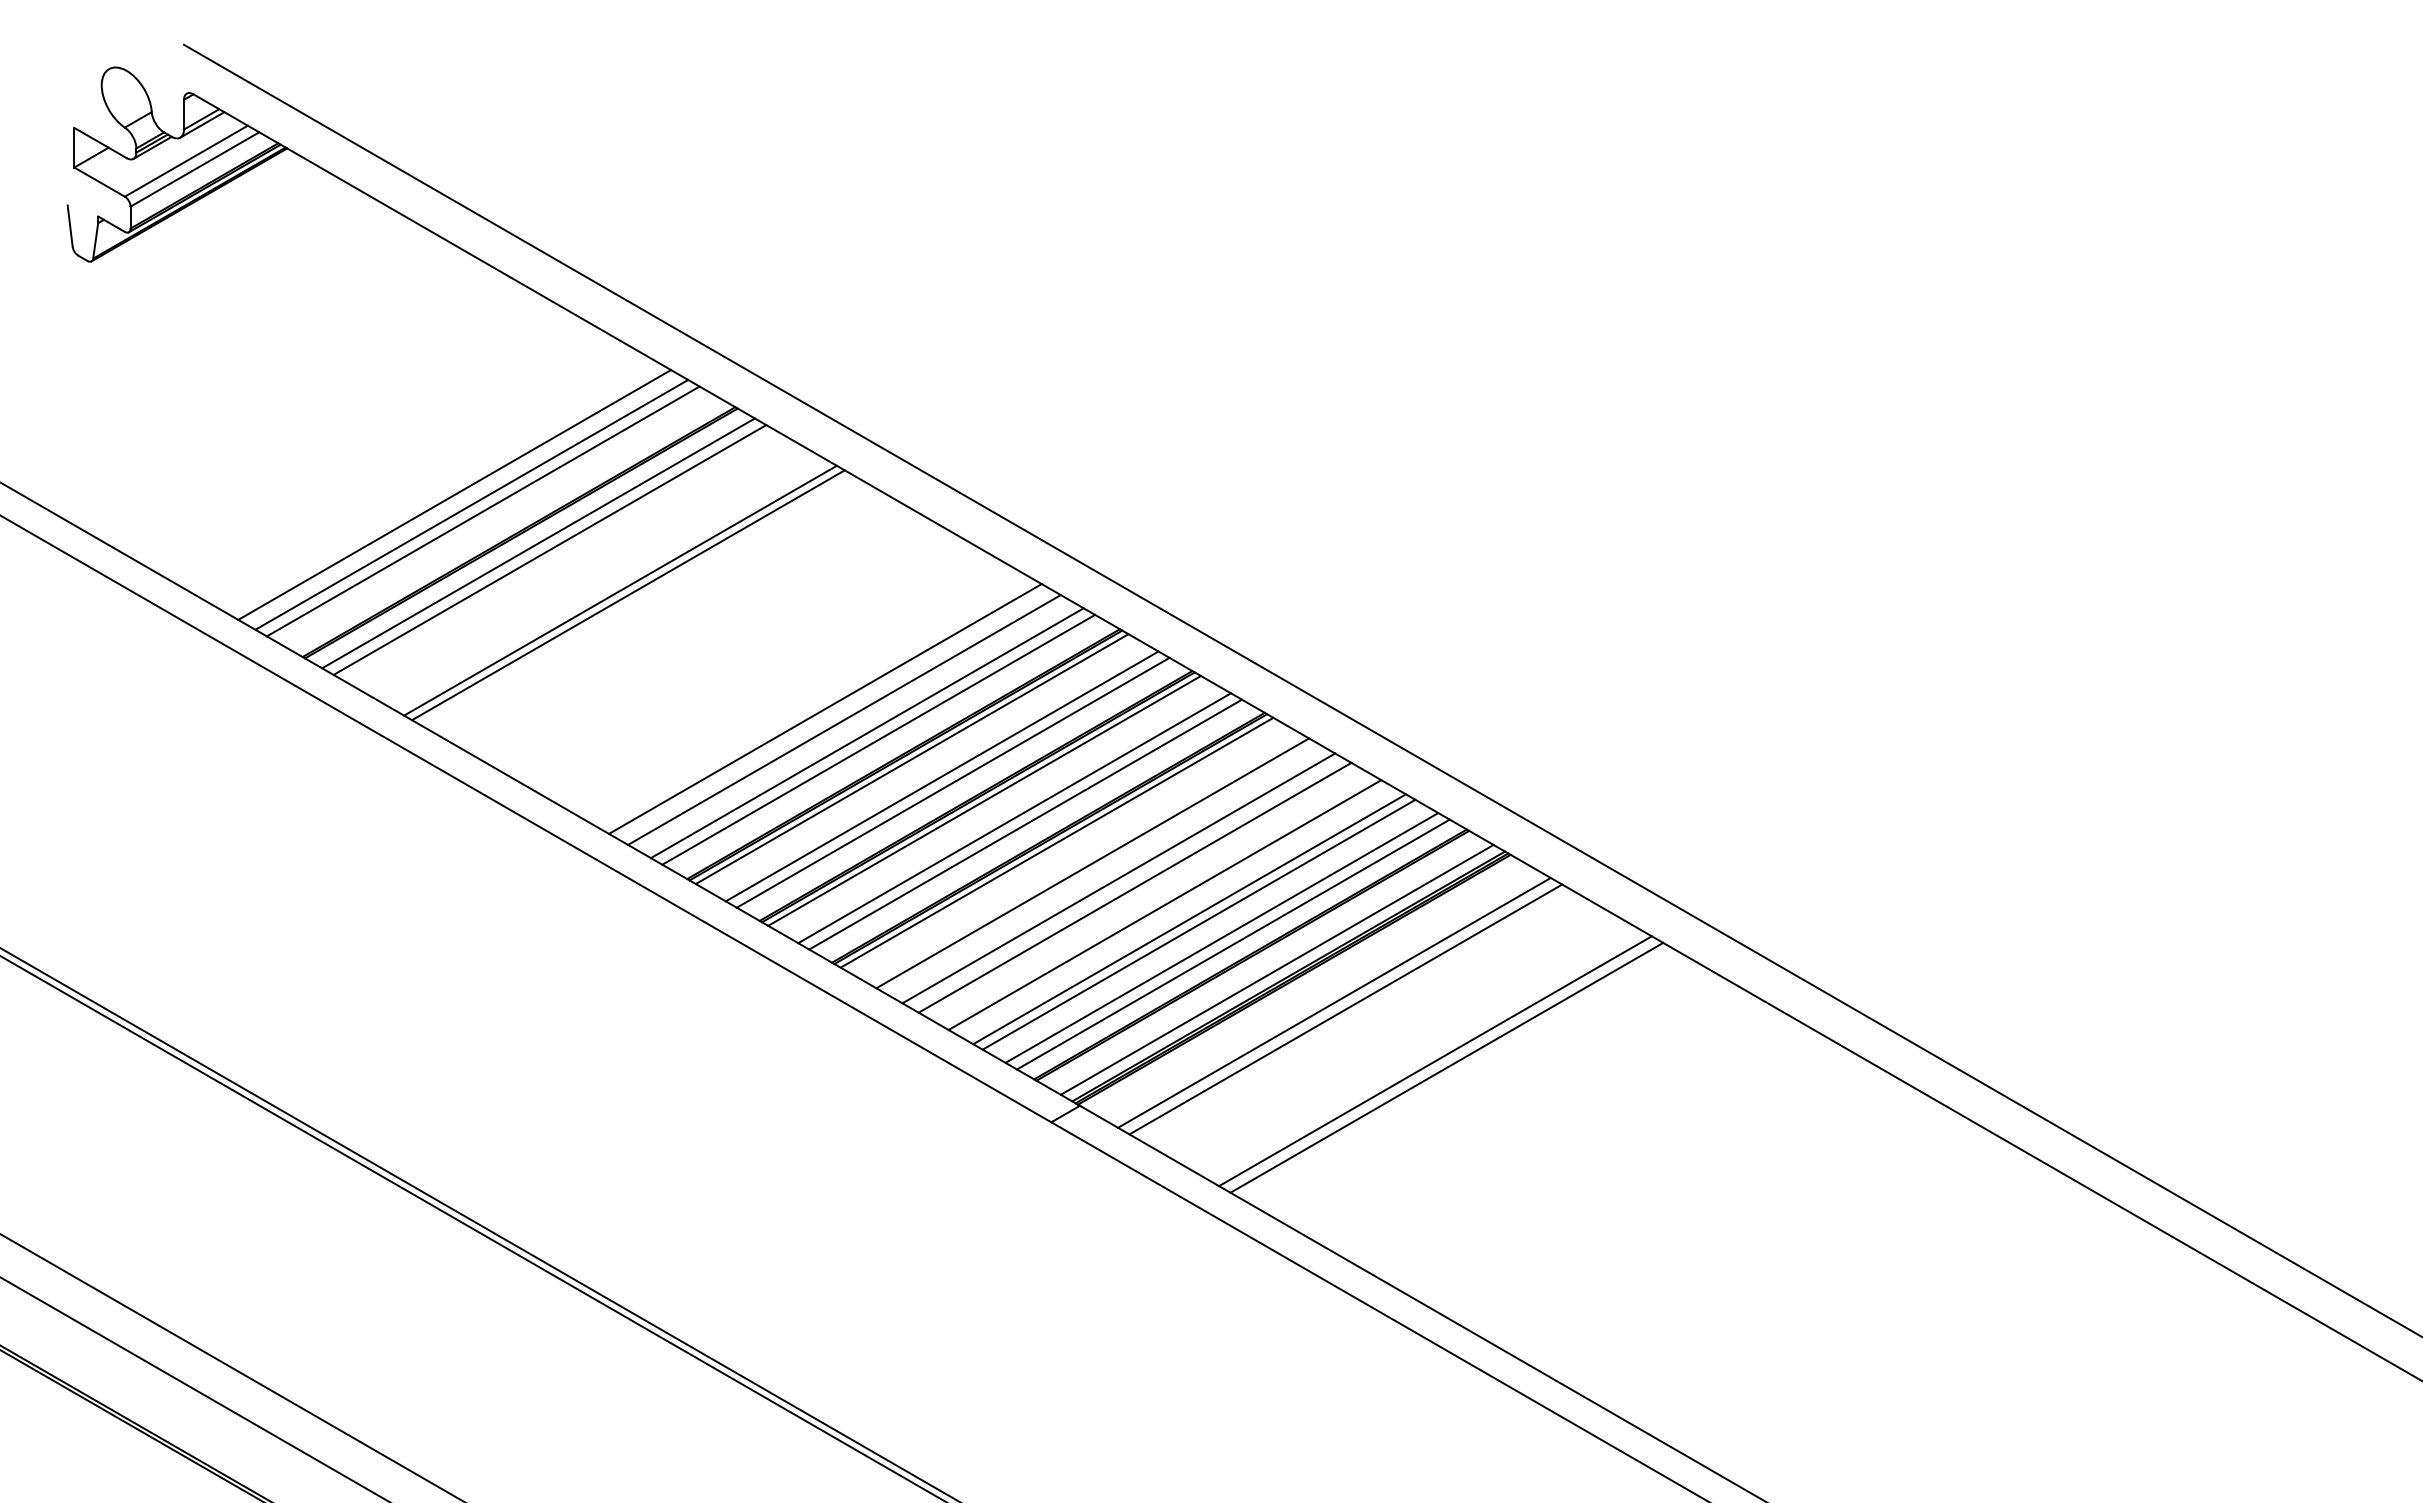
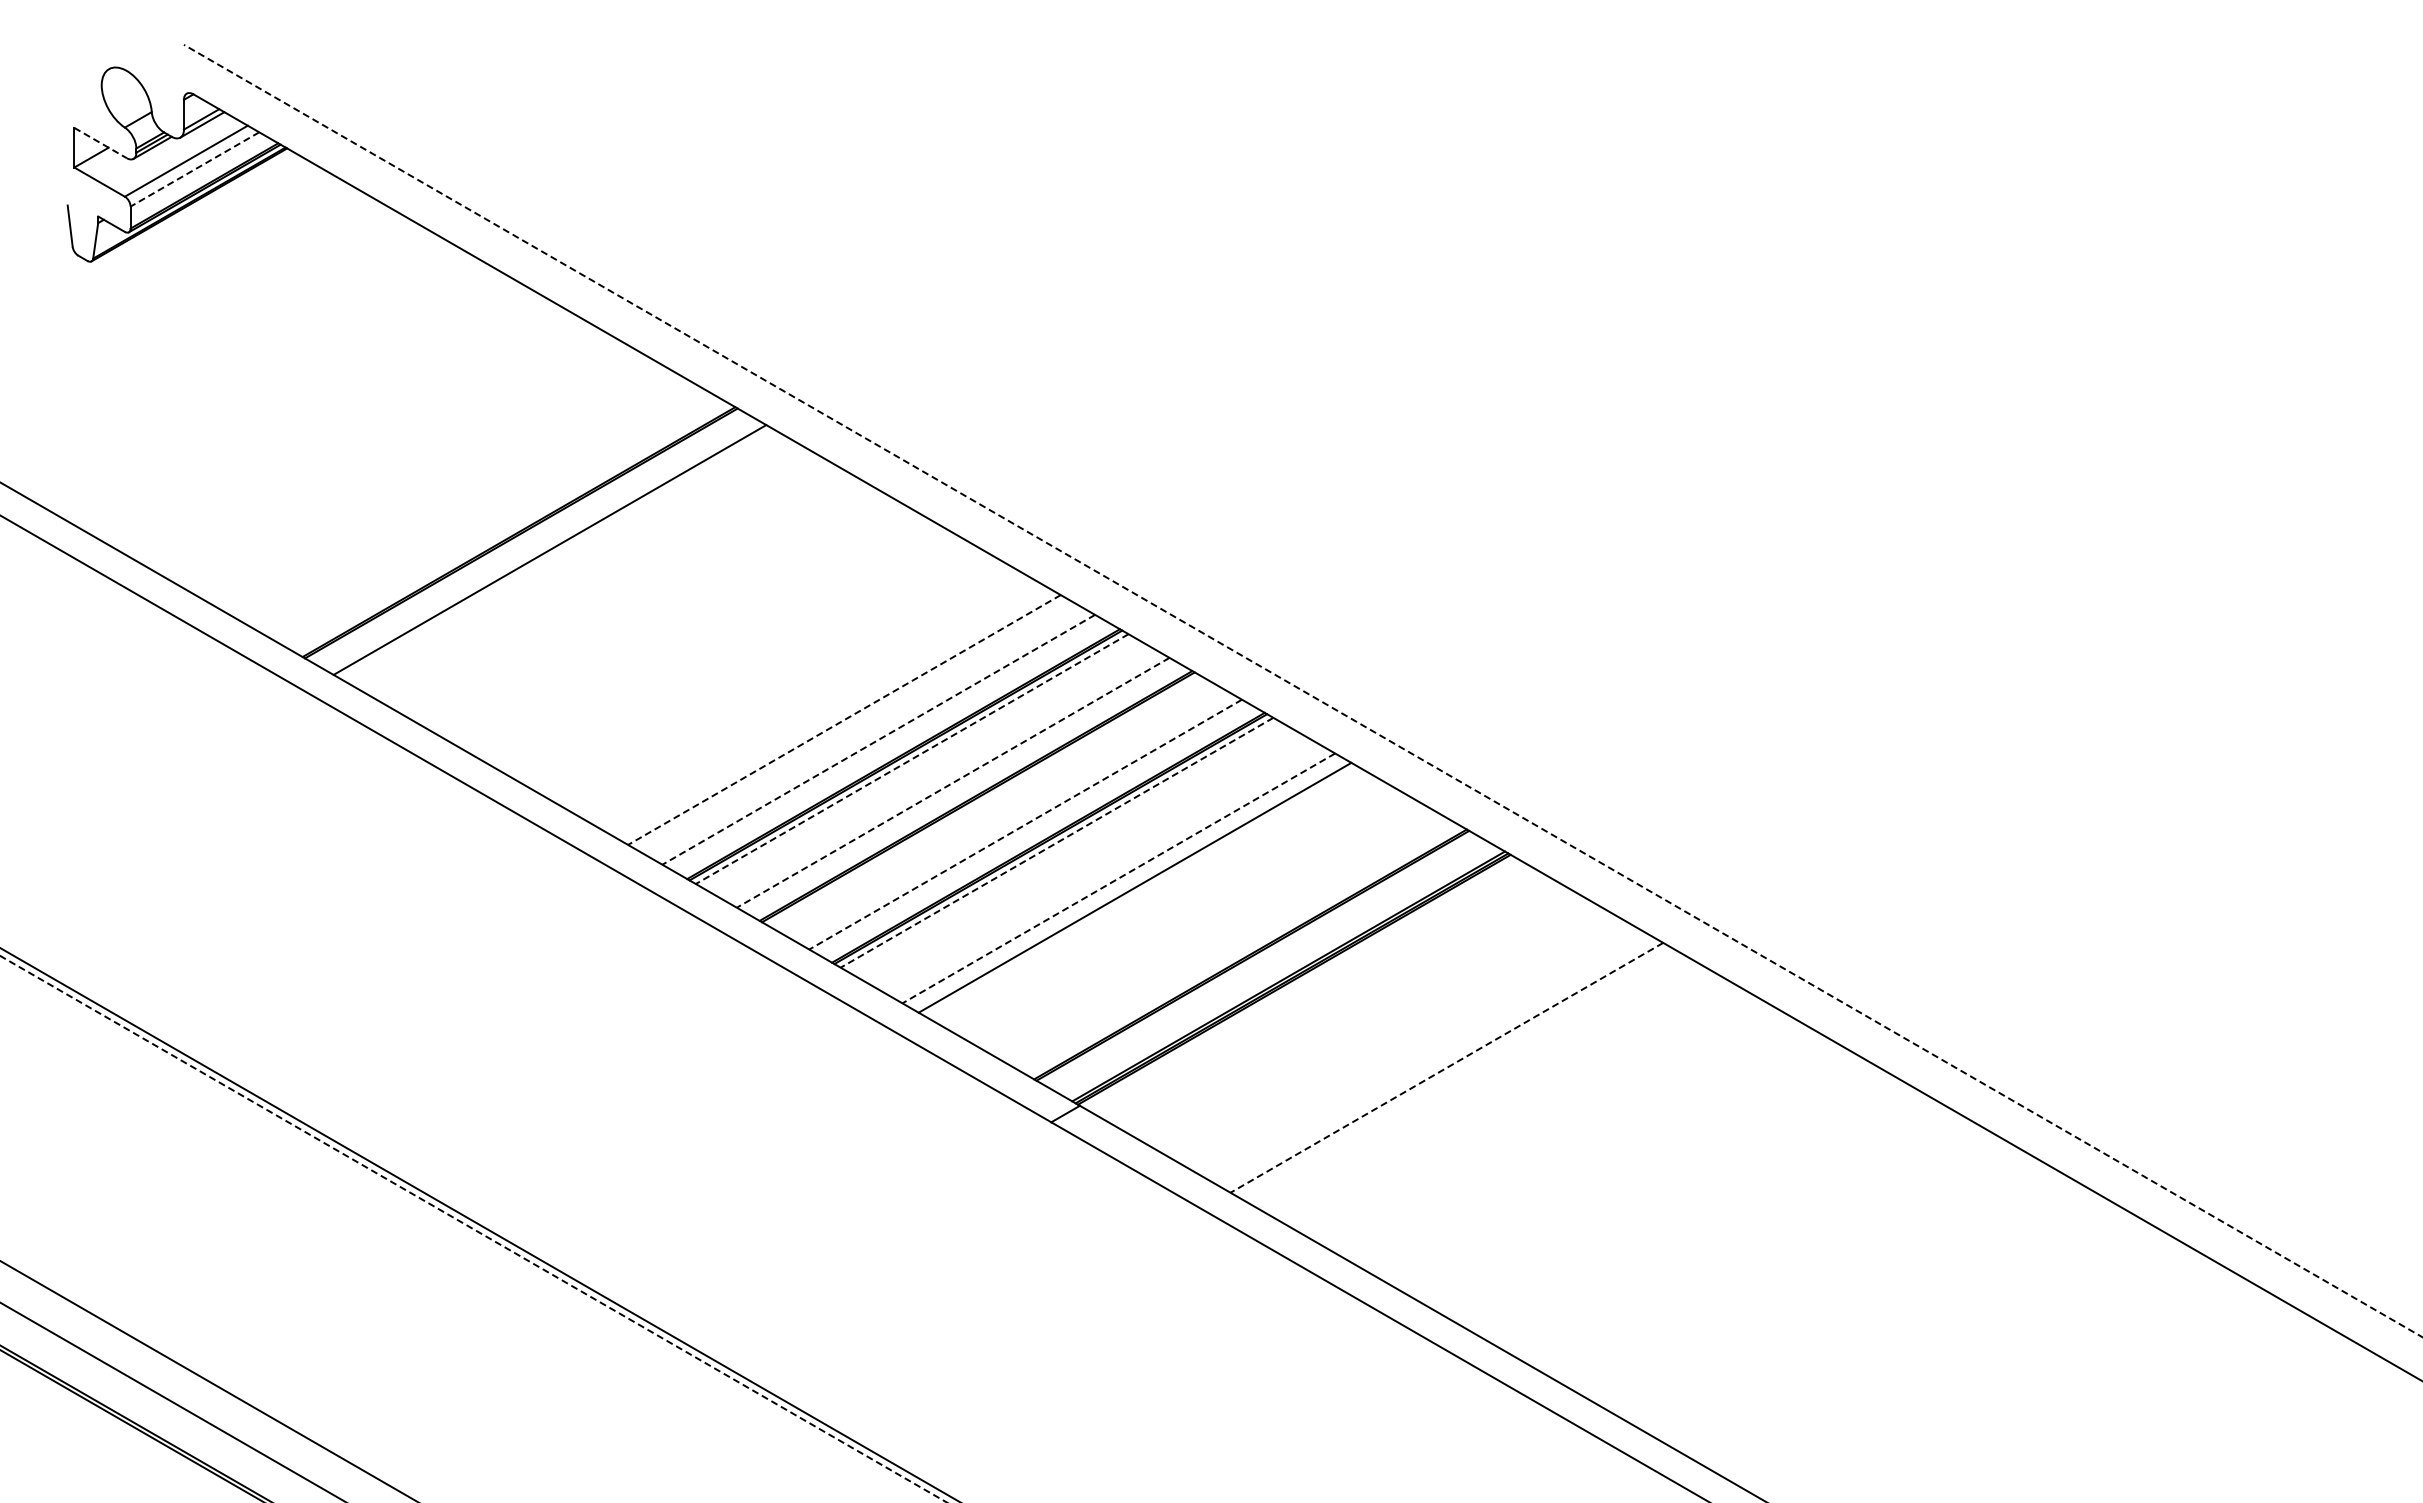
line: solid -> dashed (101, 143)
line: solid -> dashed (194, 169)
line: present -> none (454, 494)
line: present -> none (471, 504)
line: present -> none (482, 511)
line: present -> none (538, 543)
line: present -> none (620, 590)
line: present -> none (628, 595)
line: solid -> dashed (1302, 690)
line: present -> none (825, 708)
line: solid -> dashed (844, 720)
line: present -> none (866, 733)
line: solid -> dashed (878, 739)
line: solid -> dashed (912, 759)
line: present -> none (941, 776)
line: solid -> dashed (953, 782)
line: present -> none (984, 800)
line: present -> none (1014, 818)
line: solid -> dashed (1025, 824)
line: solid -> dashed (1057, 842)
line: present -> none (1092, 863)
line: solid -> dashed (1118, 878)
line: present -> none (1164, 904)
line: present -> none (1189, 919)
line: present -> none (1198, 924)
line: present -> none (1221, 937)
line: present -> none (1233, 944)
line: present -> none (1276, 969)
line: present -> none (1334, 1002)
line: present -> none (1345, 1009)
line: present -> none (1435, 1061)
line: solid -> dashed (1446, 1067)
line: solid -> dashed (474, 1229)
line position: (231, 1367) -> (207, 1380) (207, 1380)
line position: (193, 1388) -> (171, 1401) (171, 1401)
